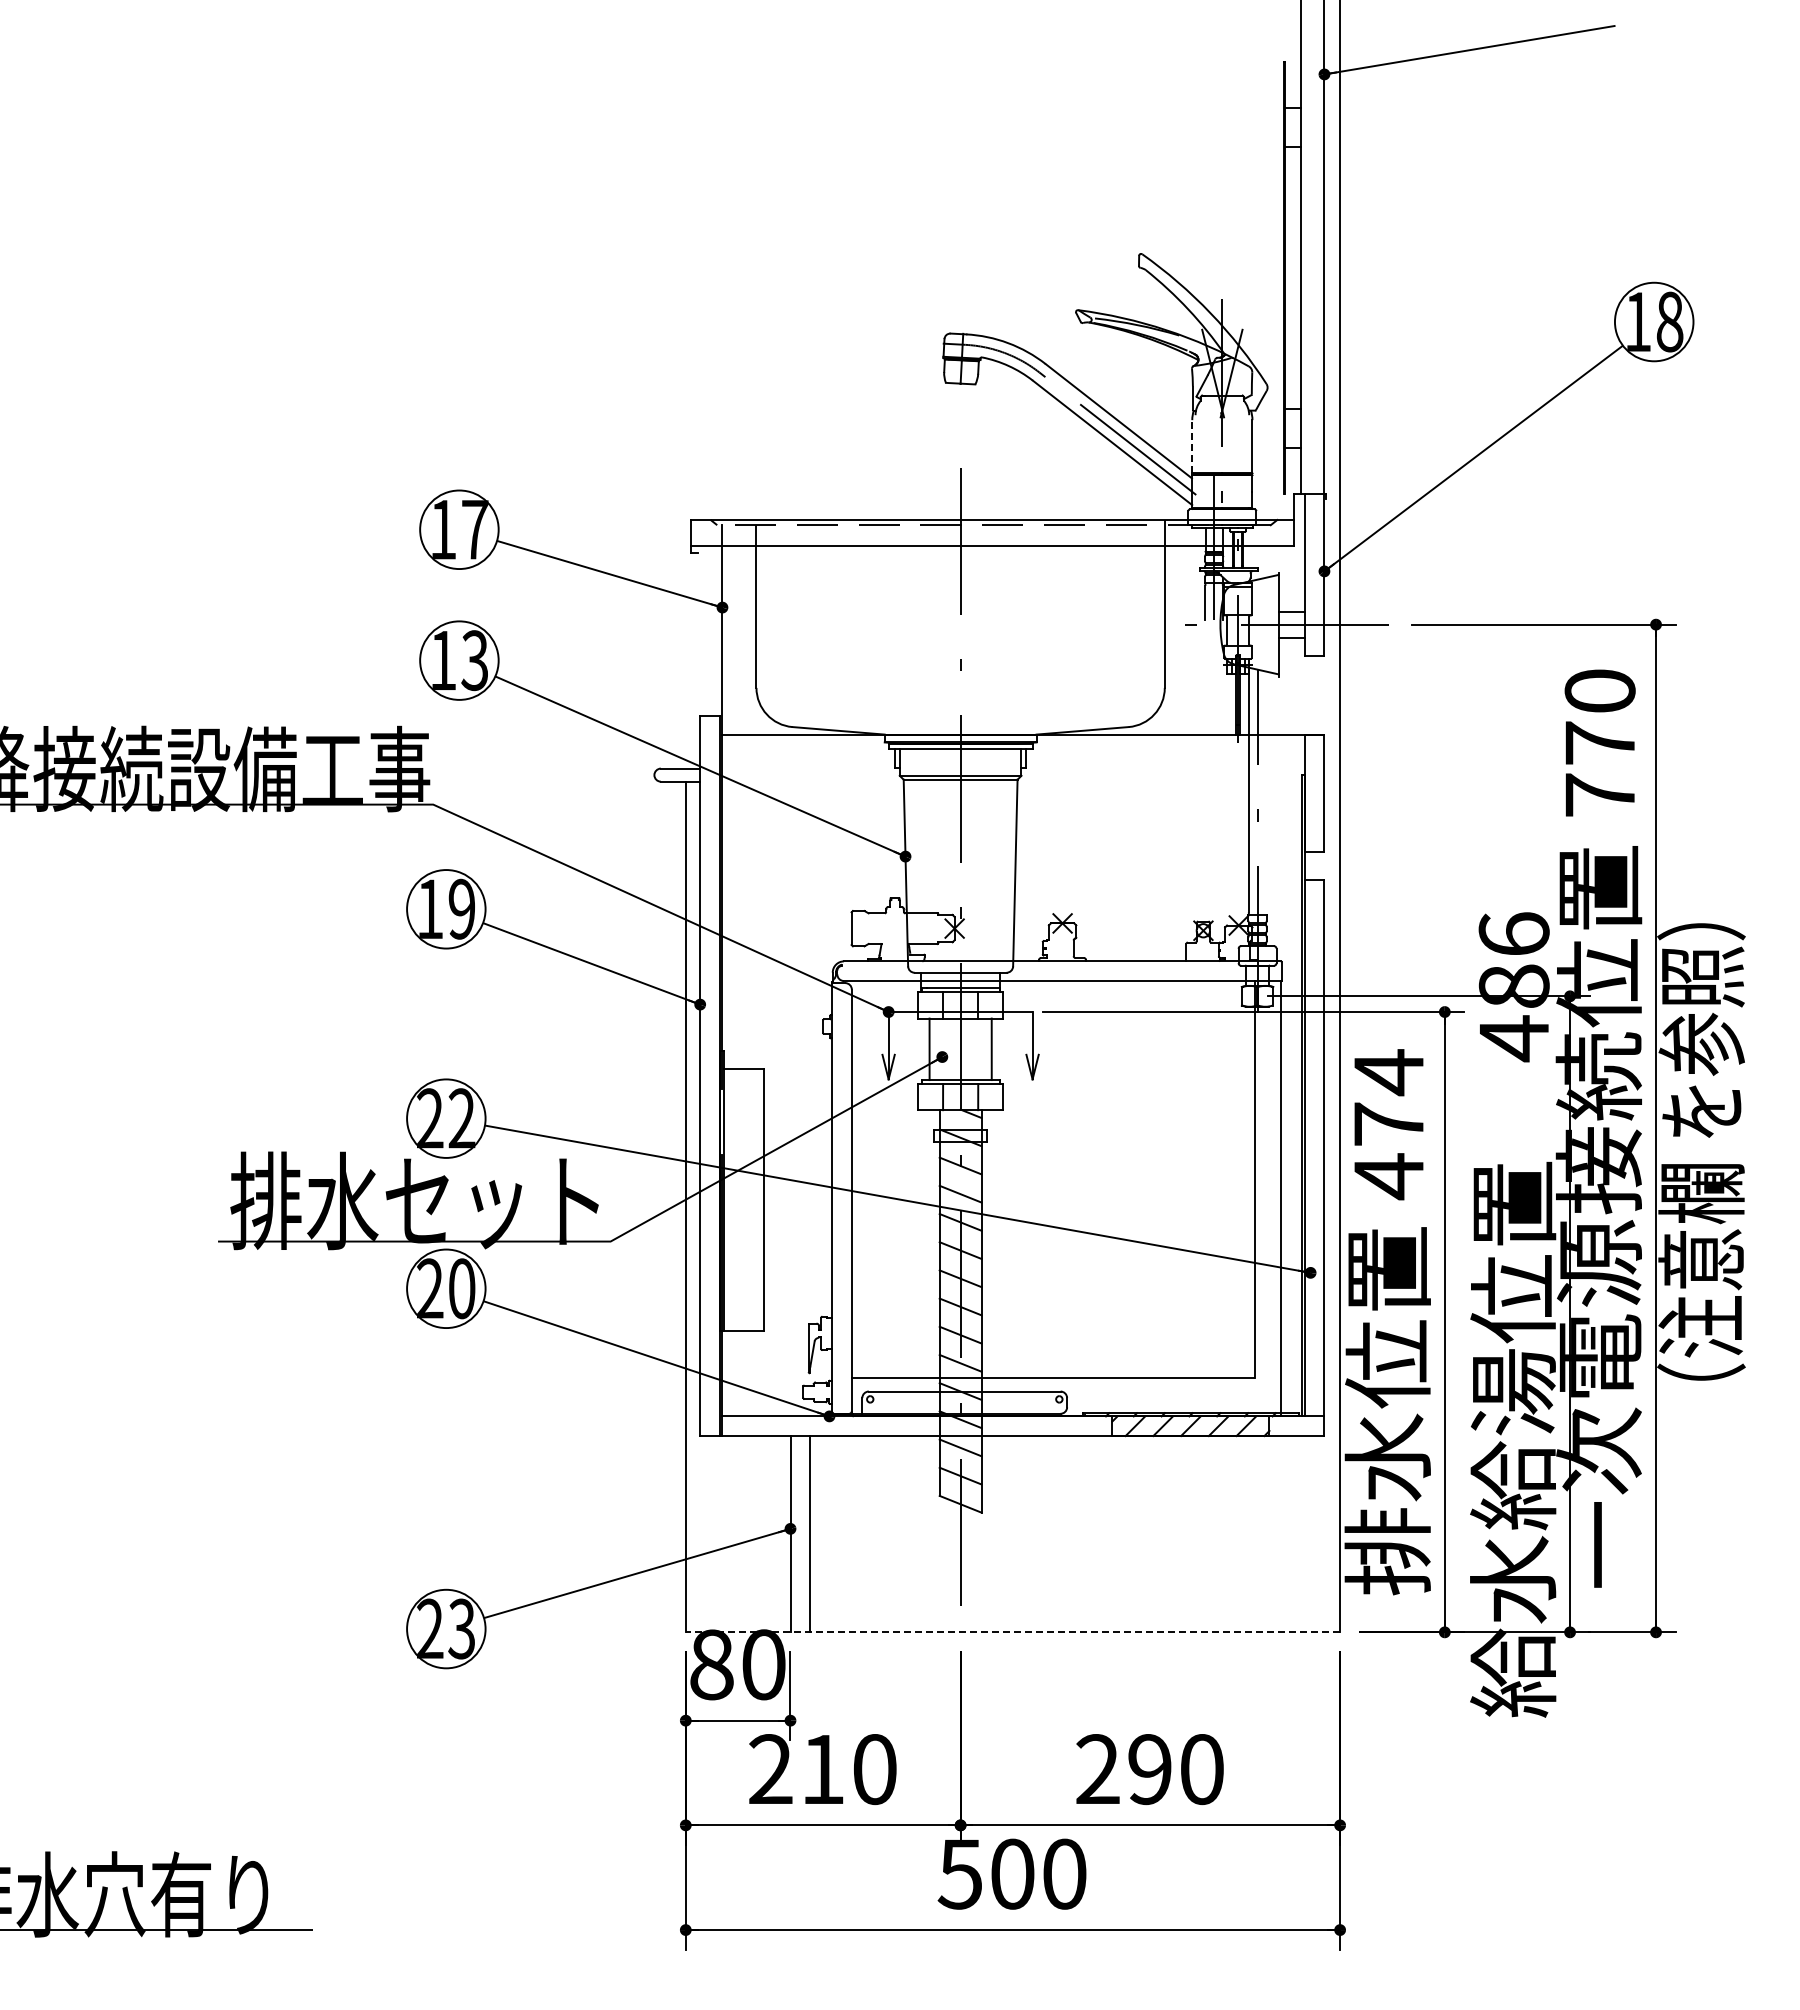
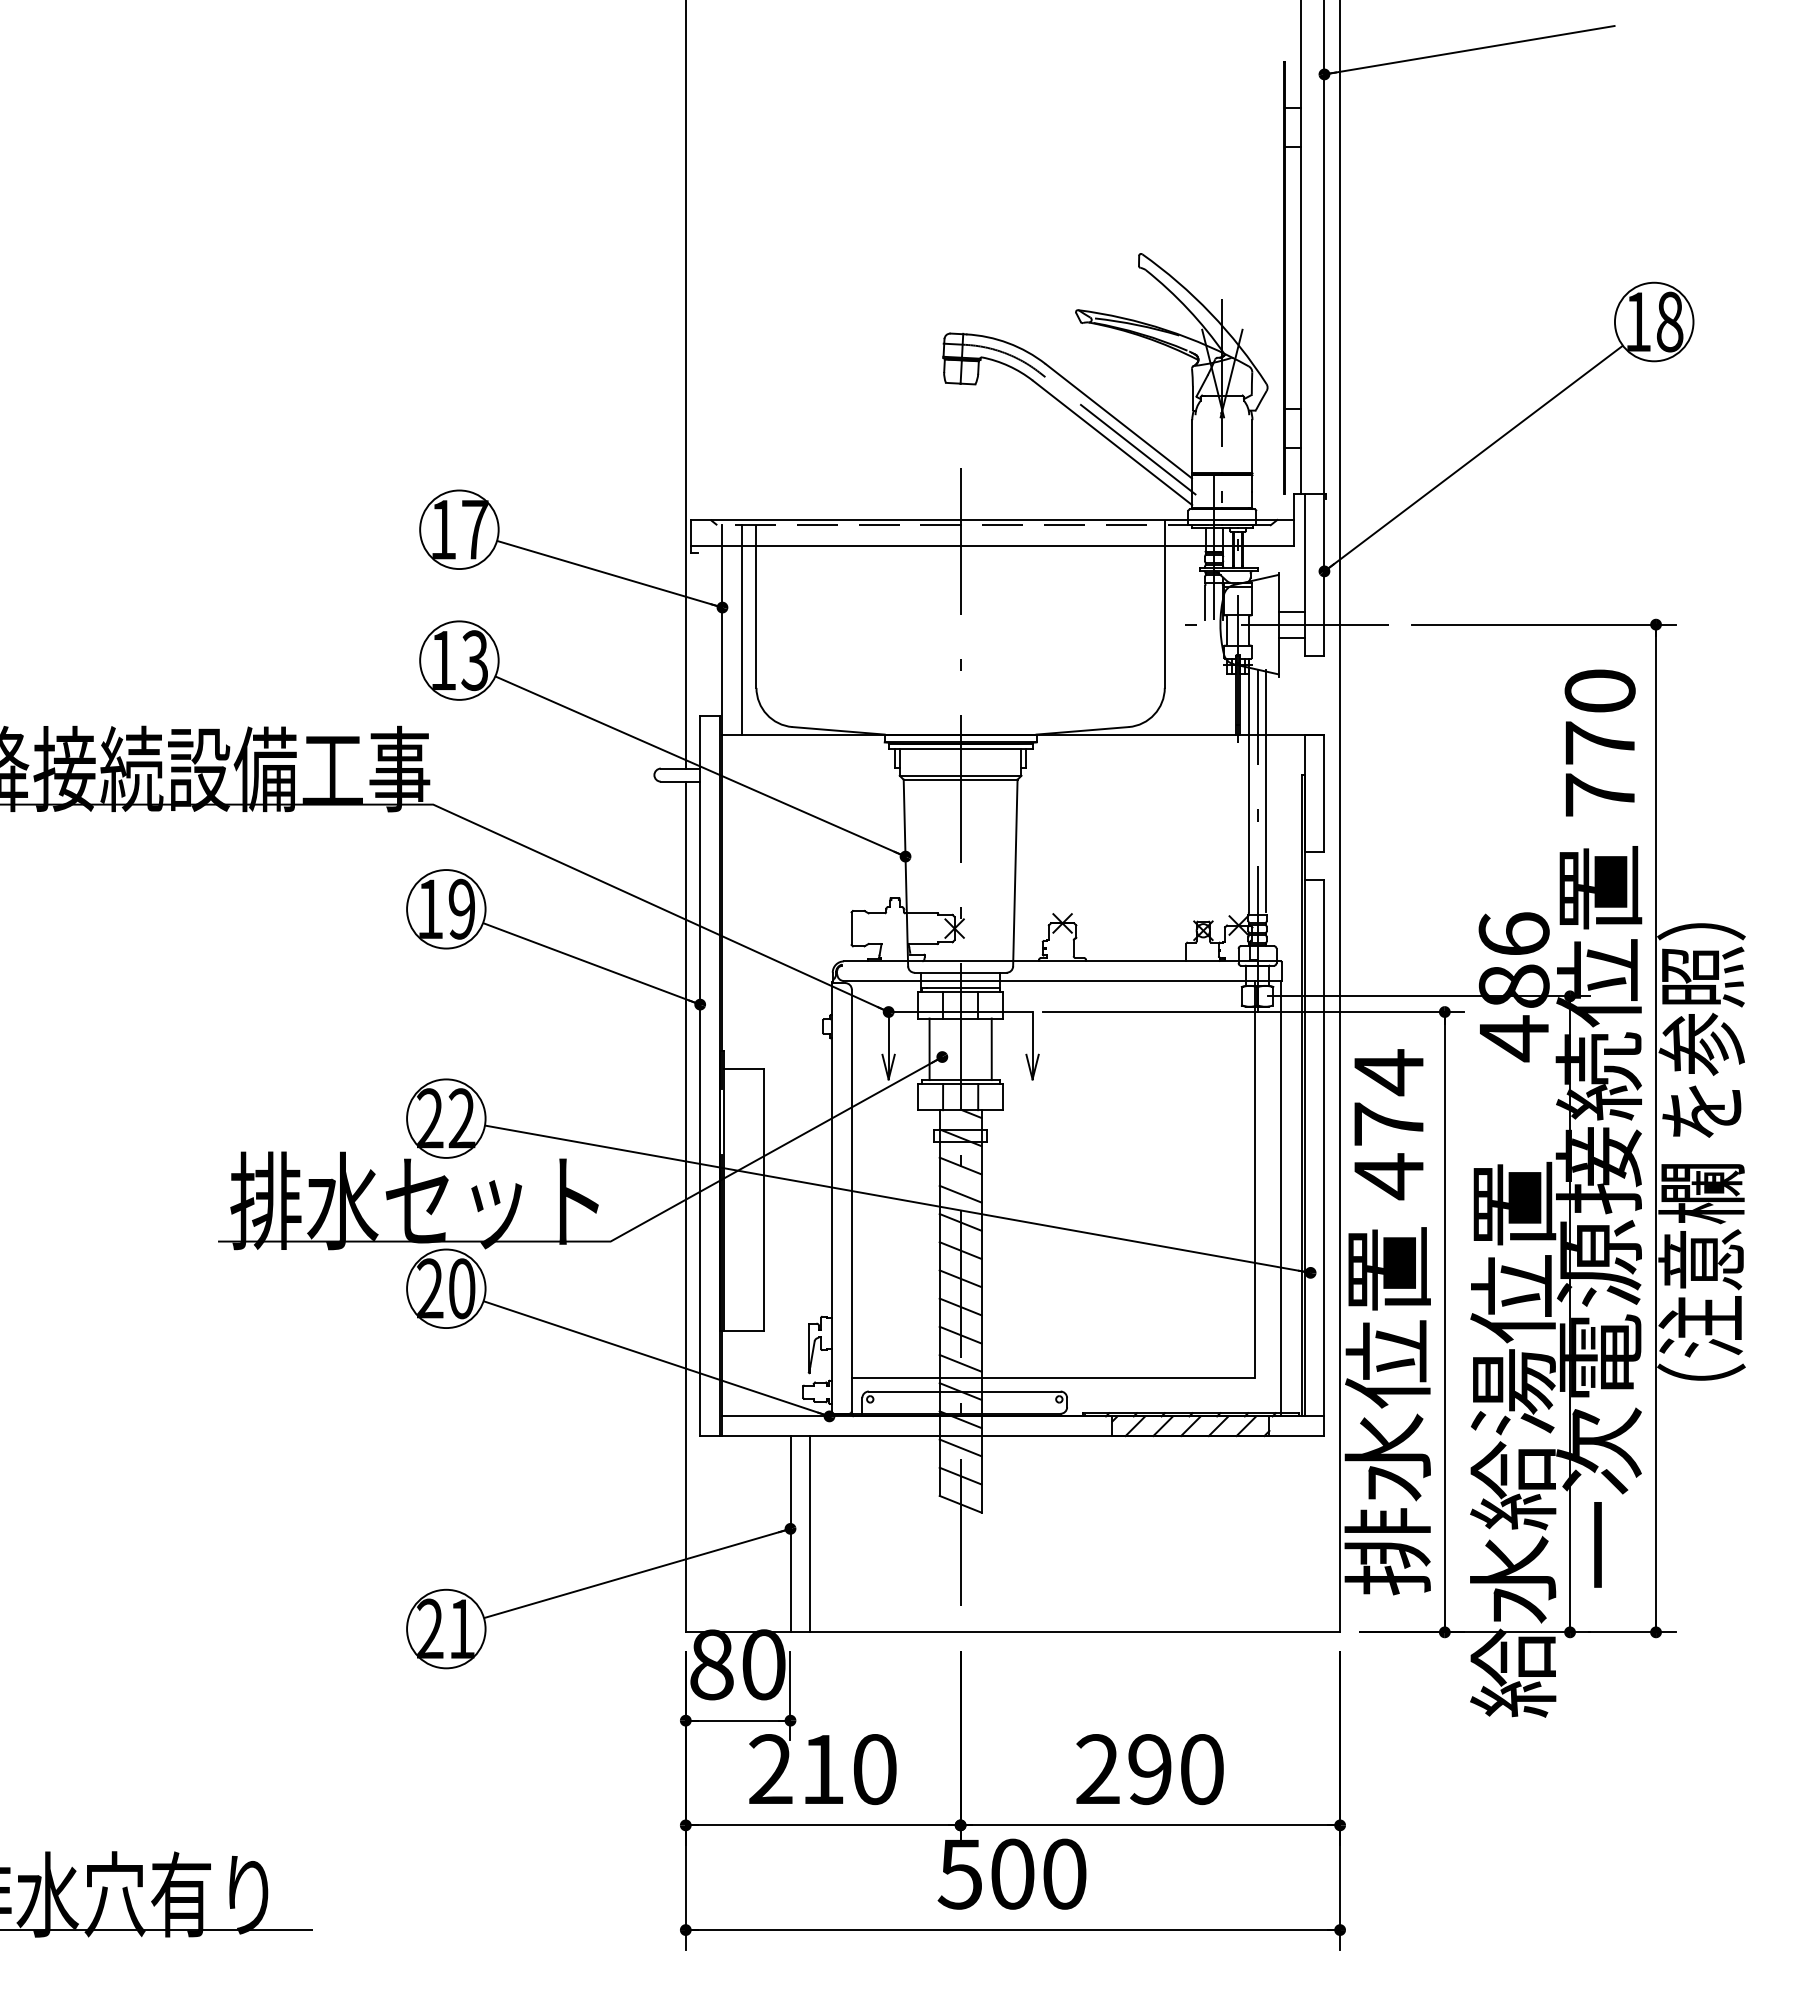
line: none -> present (685, 385)
line: dashed -> solid (1192, 446)
line: none -> present (742, 629)
line: none -> present (1266, 791)
text: 23 -> 21 (461, 1628)
line: dashed -> solid (1012, 1632)
